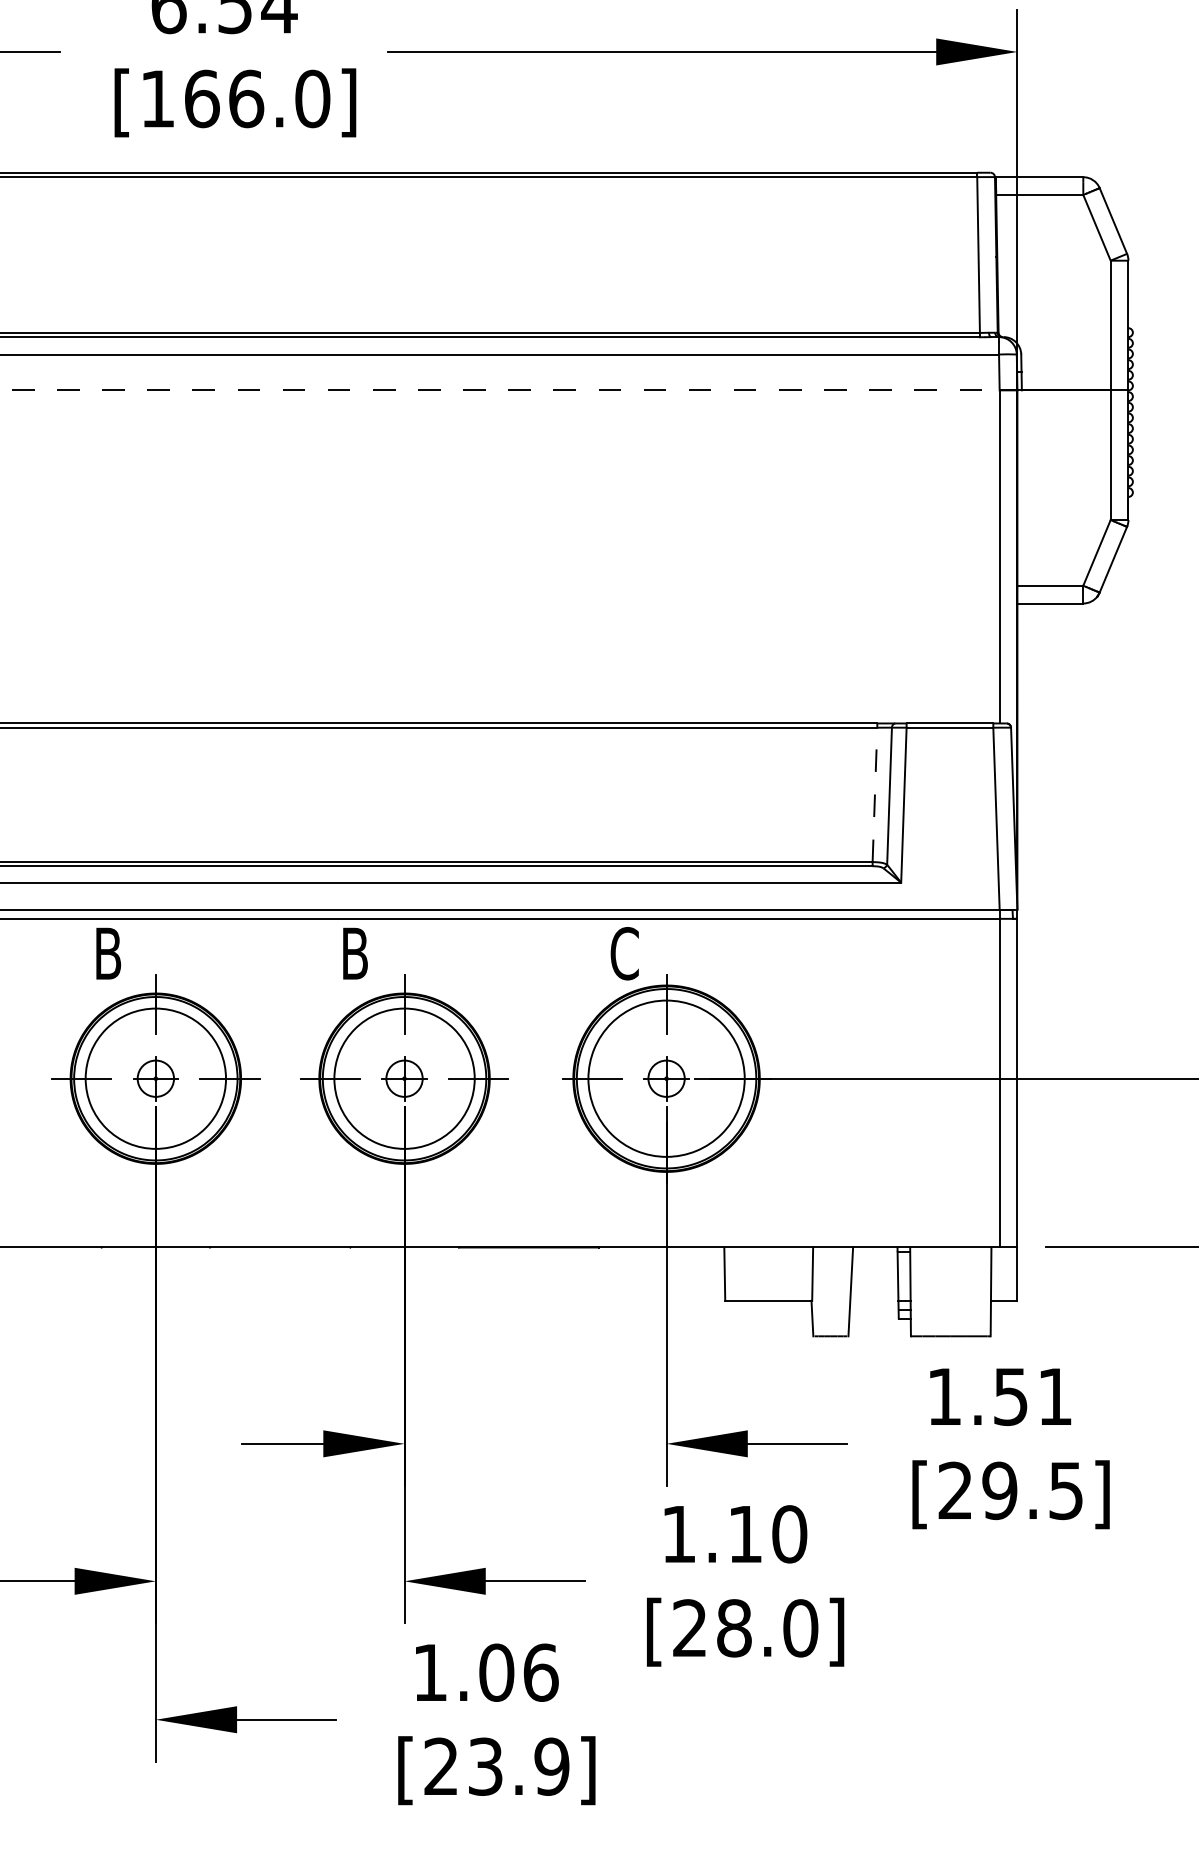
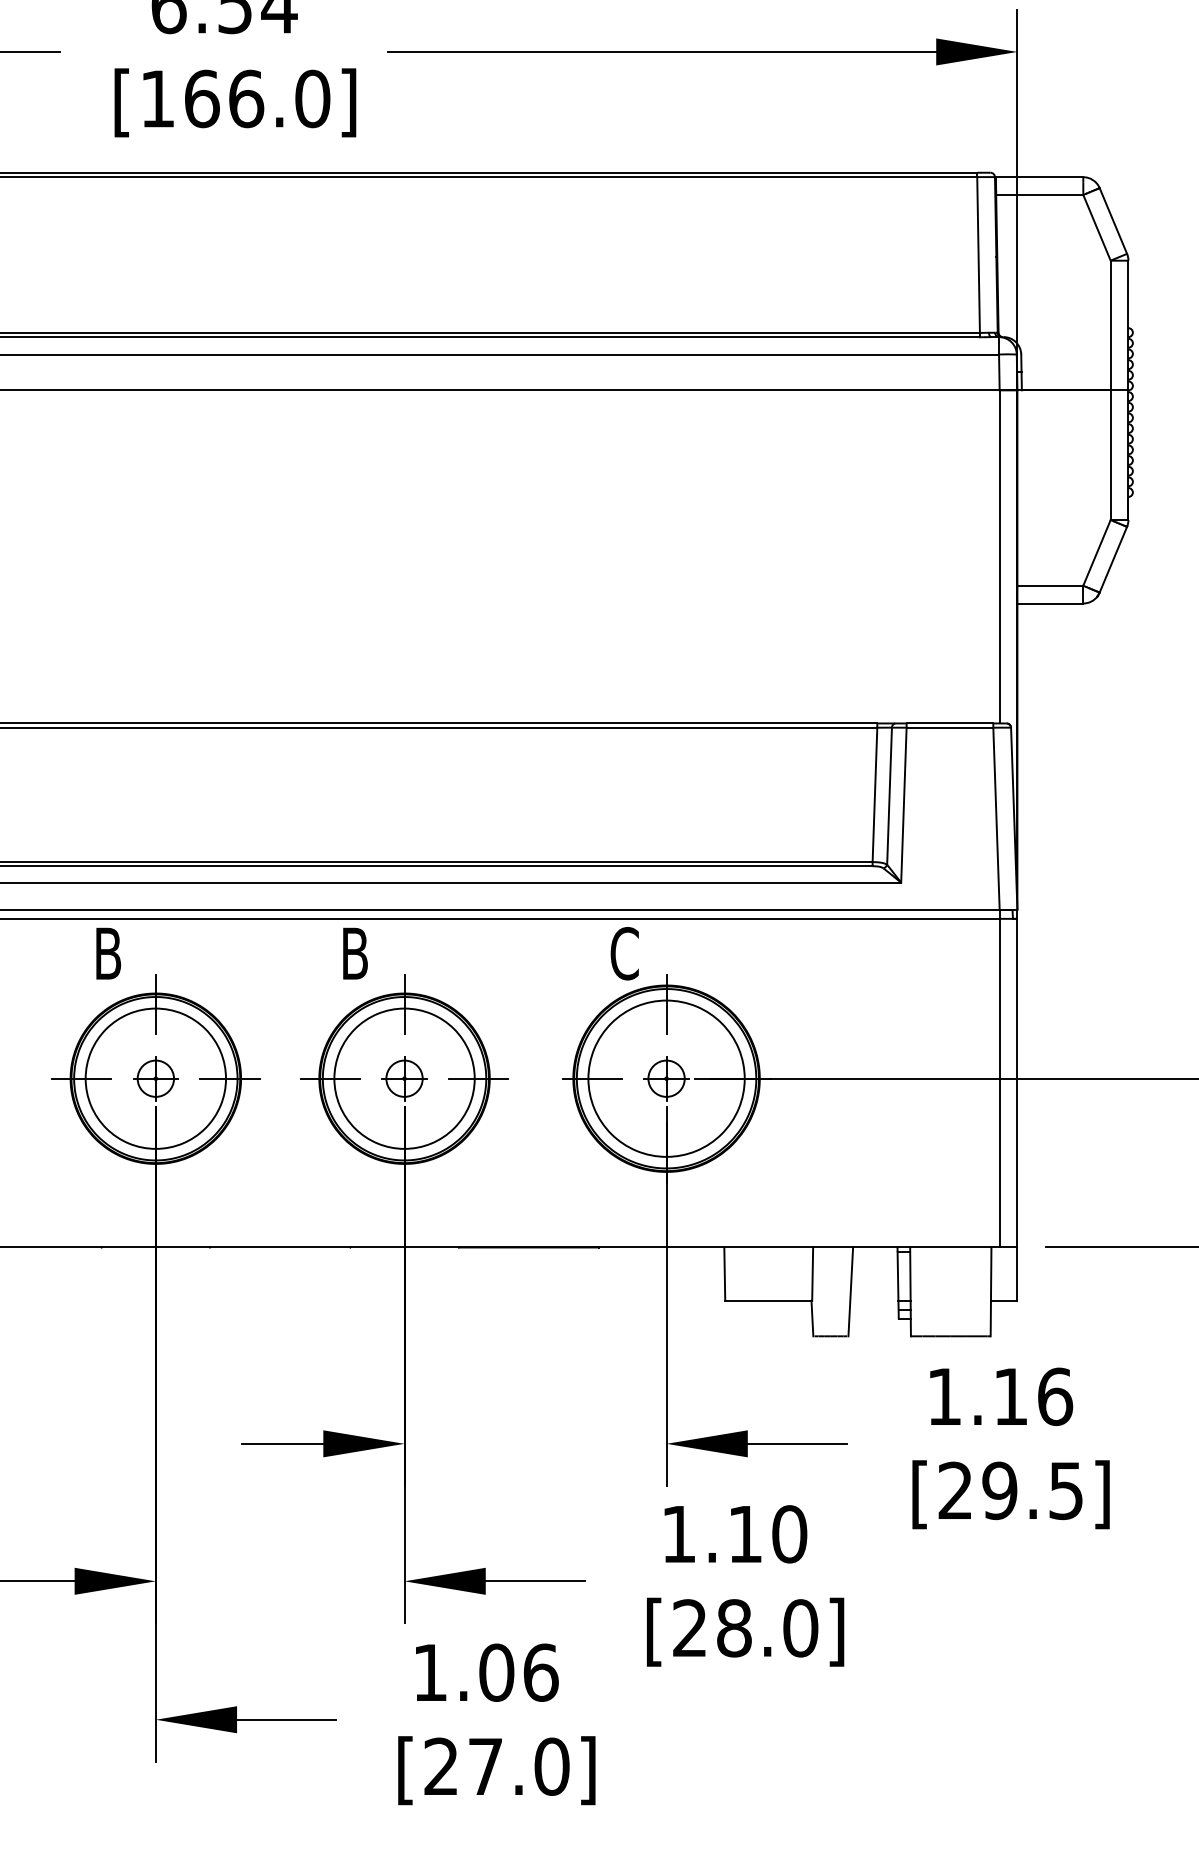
line: dashed -> solid (500, 390)
line: dashed -> solid (874, 794)
text: 1.51 -> 1.16 (1033, 1396)
text: [23.9] -> [27.0] (519, 1766)
